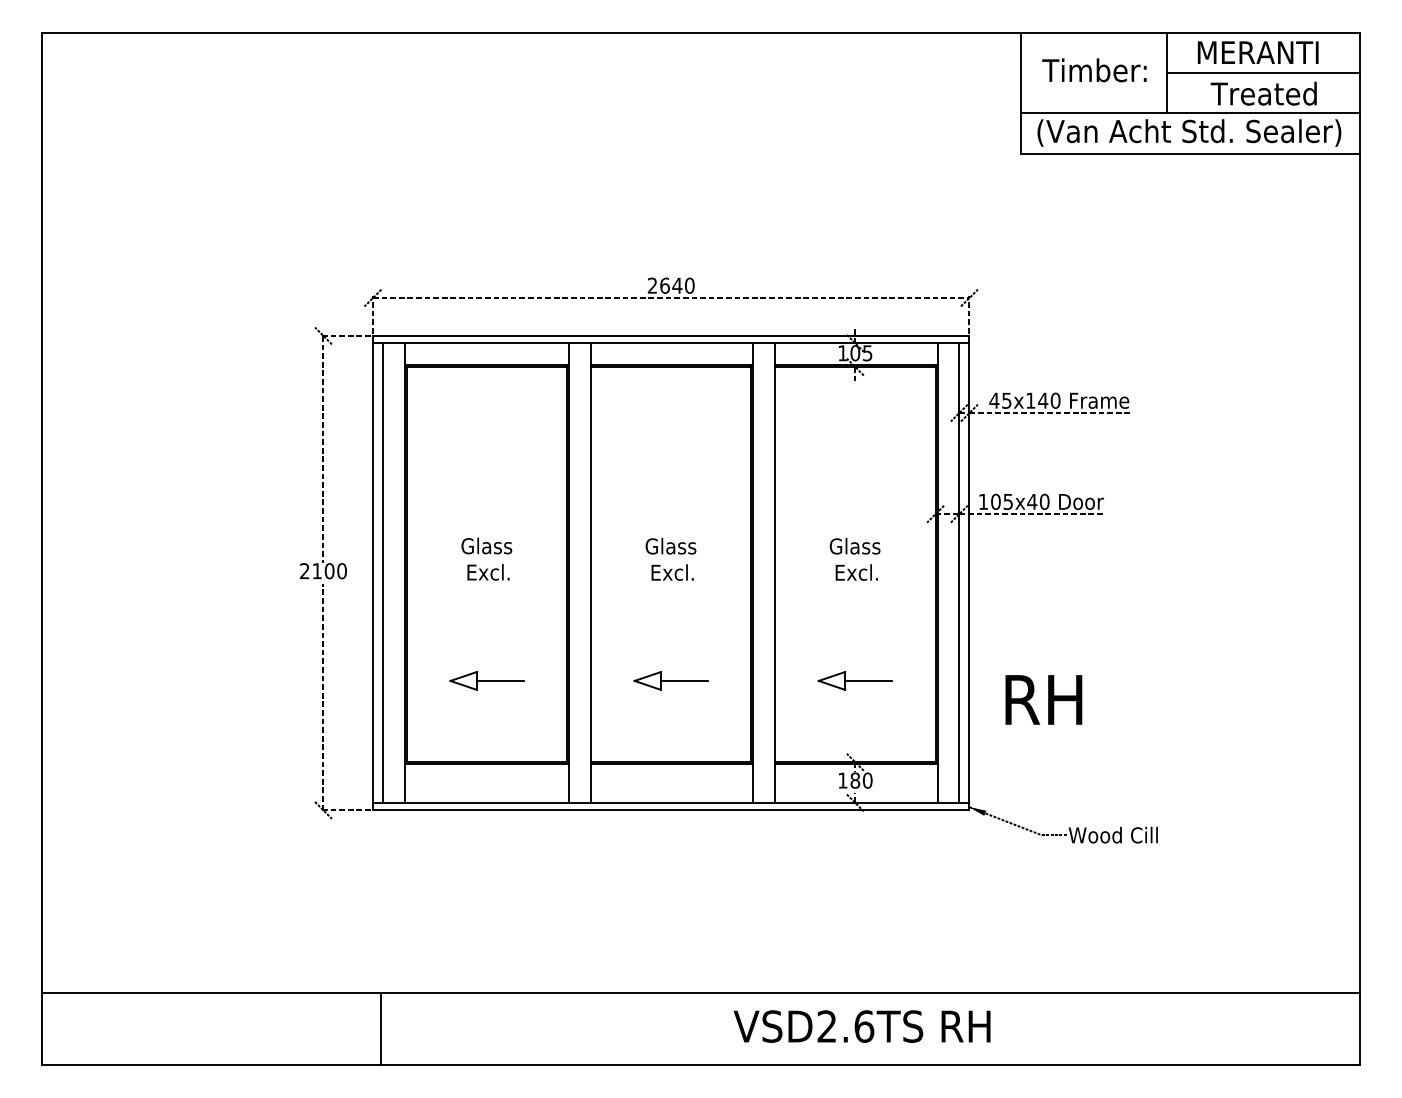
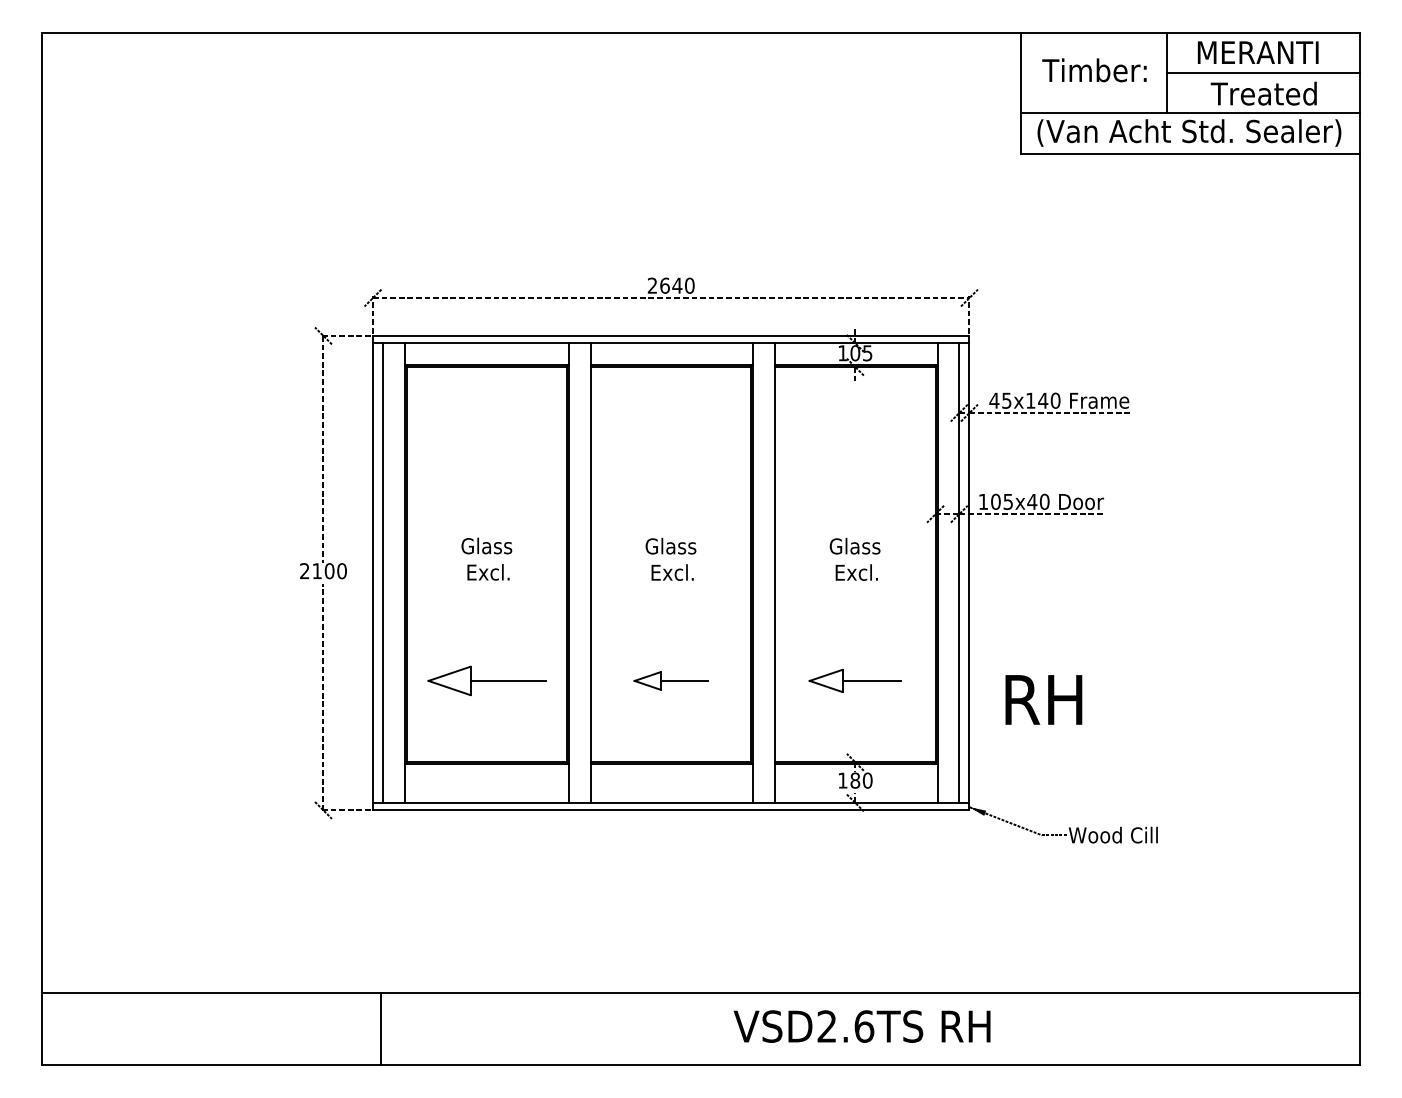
part size: 76x20 px -> 120x32 px (486, 680)
part size: 76x20 px -> 94x25 px (854, 680)
